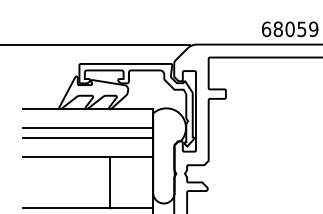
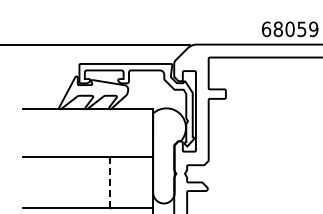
line: present -> none (87, 128)
line: present -> none (87, 138)
line: solid -> dashed (109, 182)
